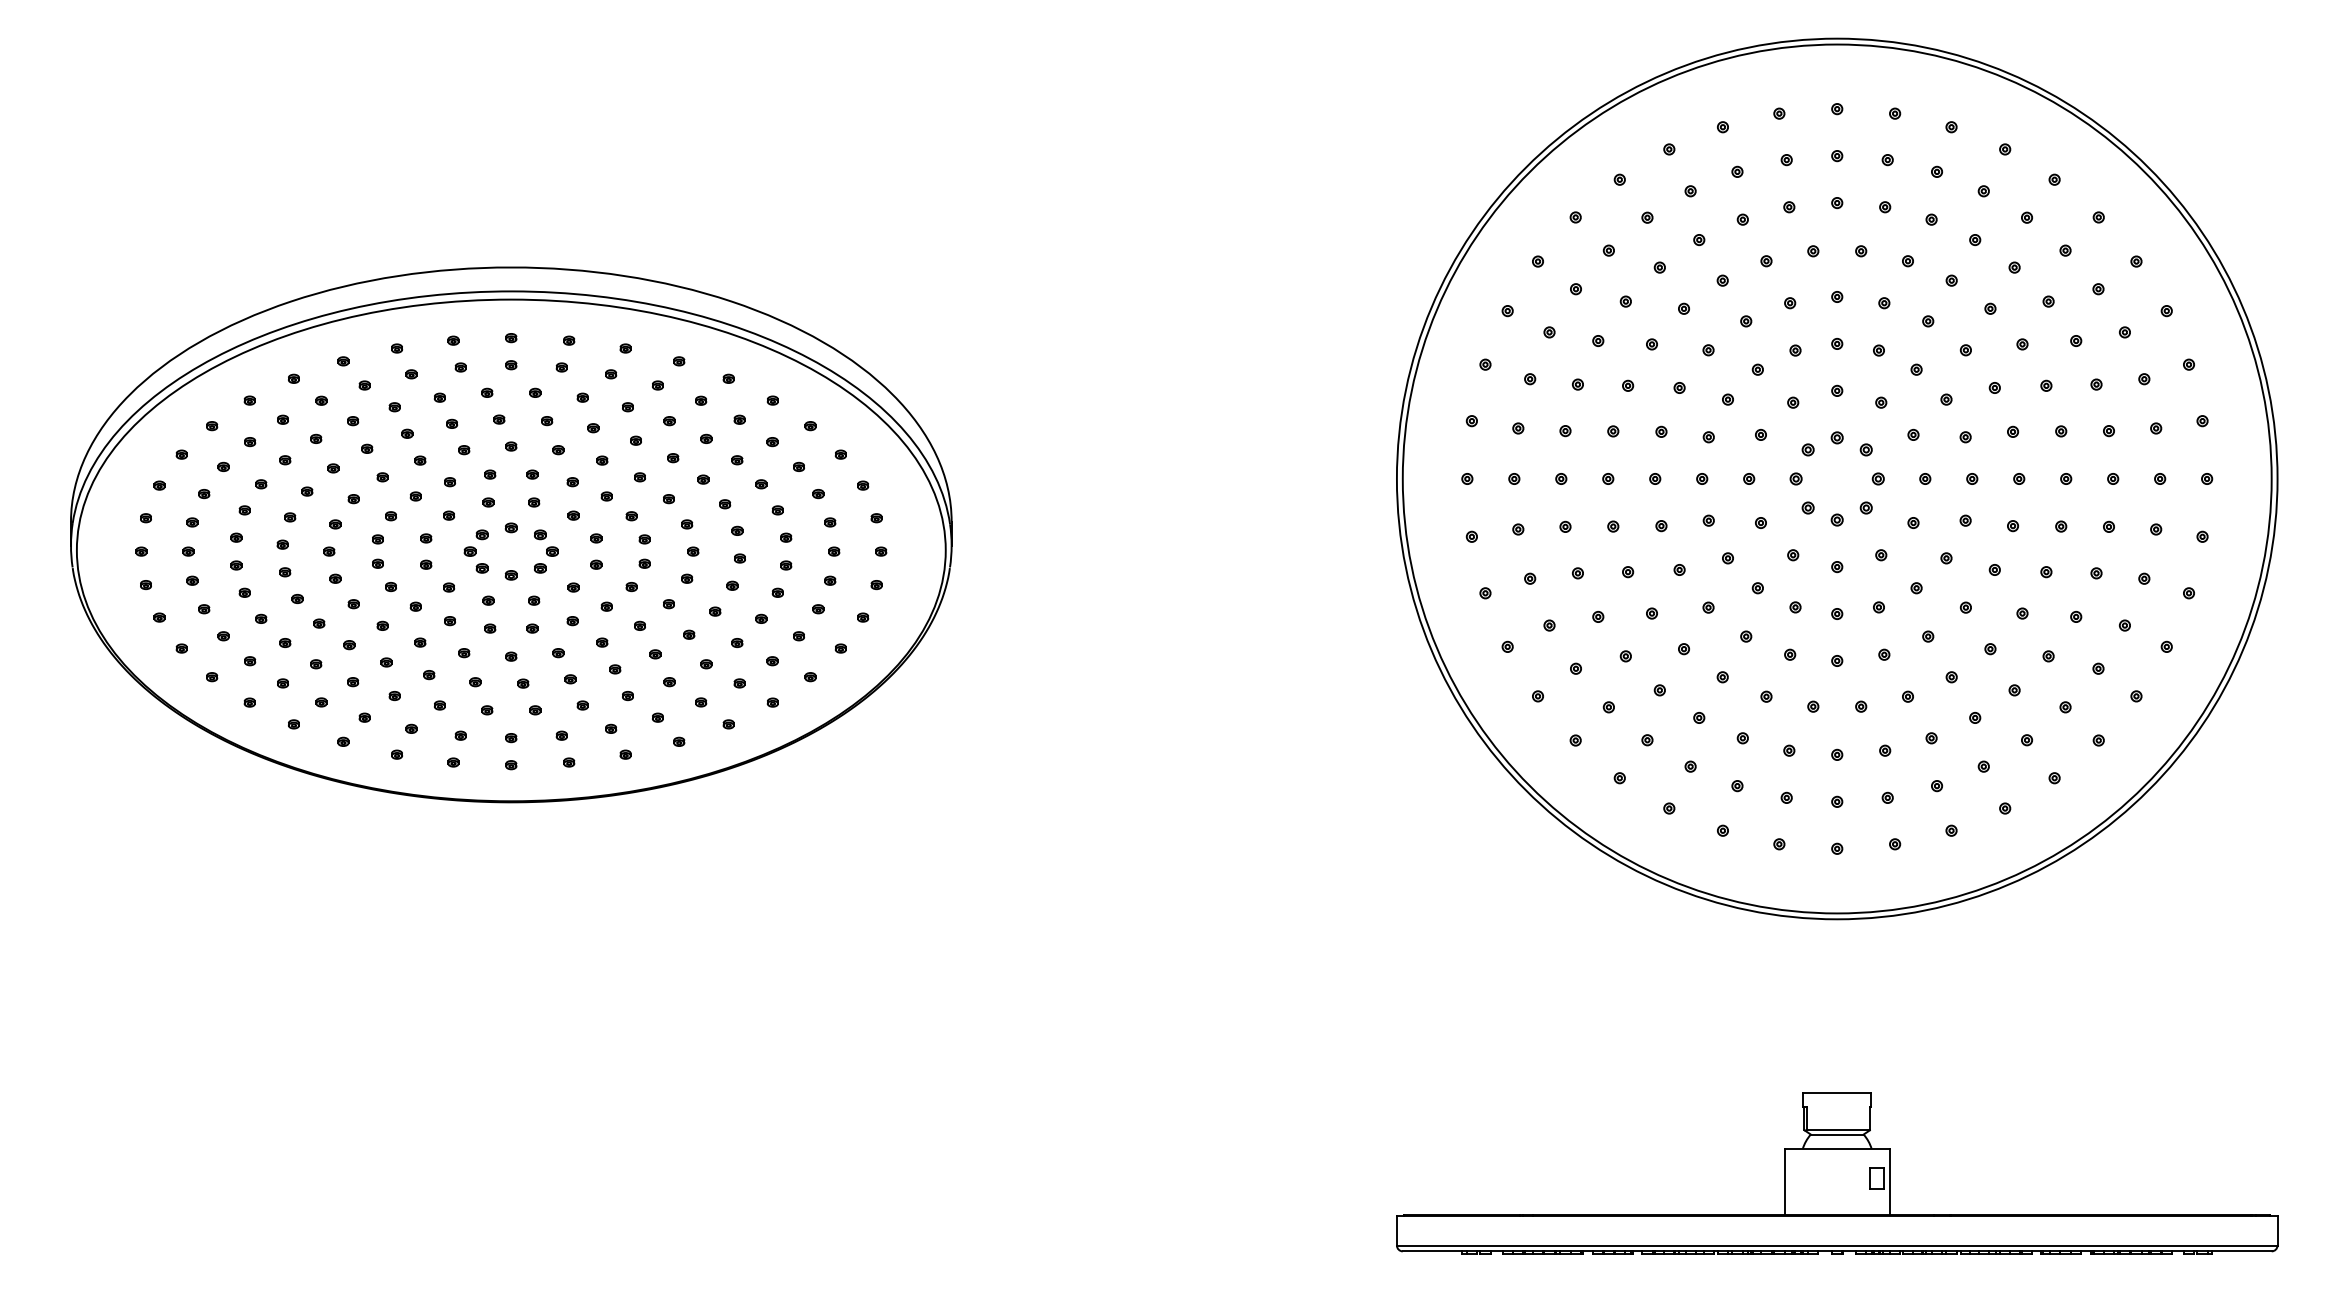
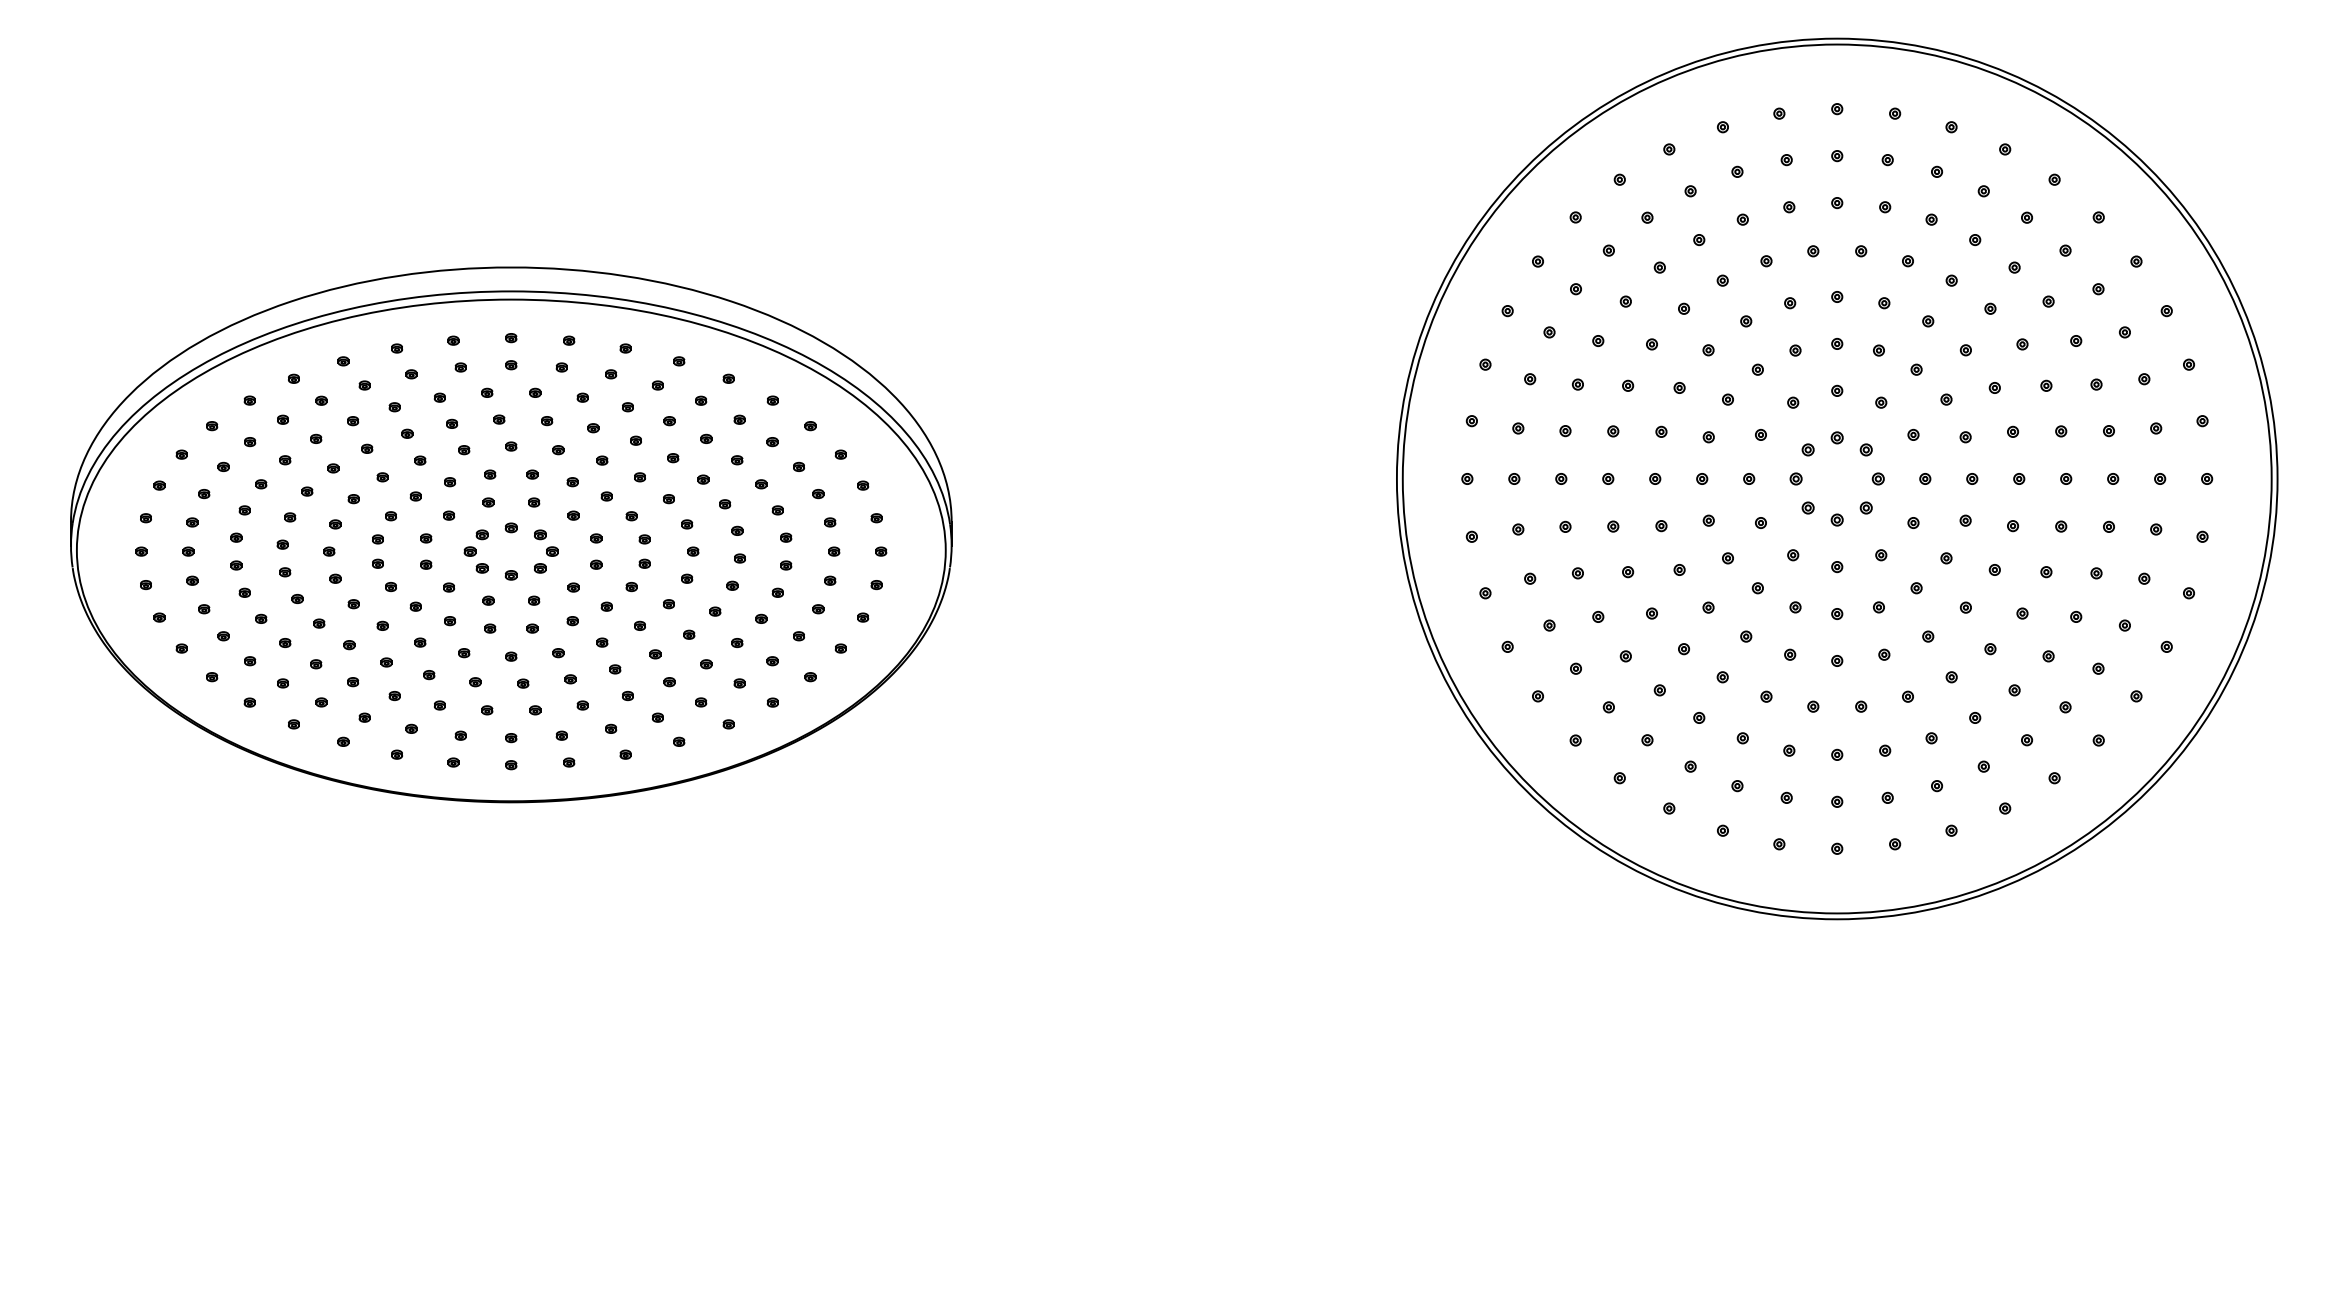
part: present -> none (1837, 1173)
